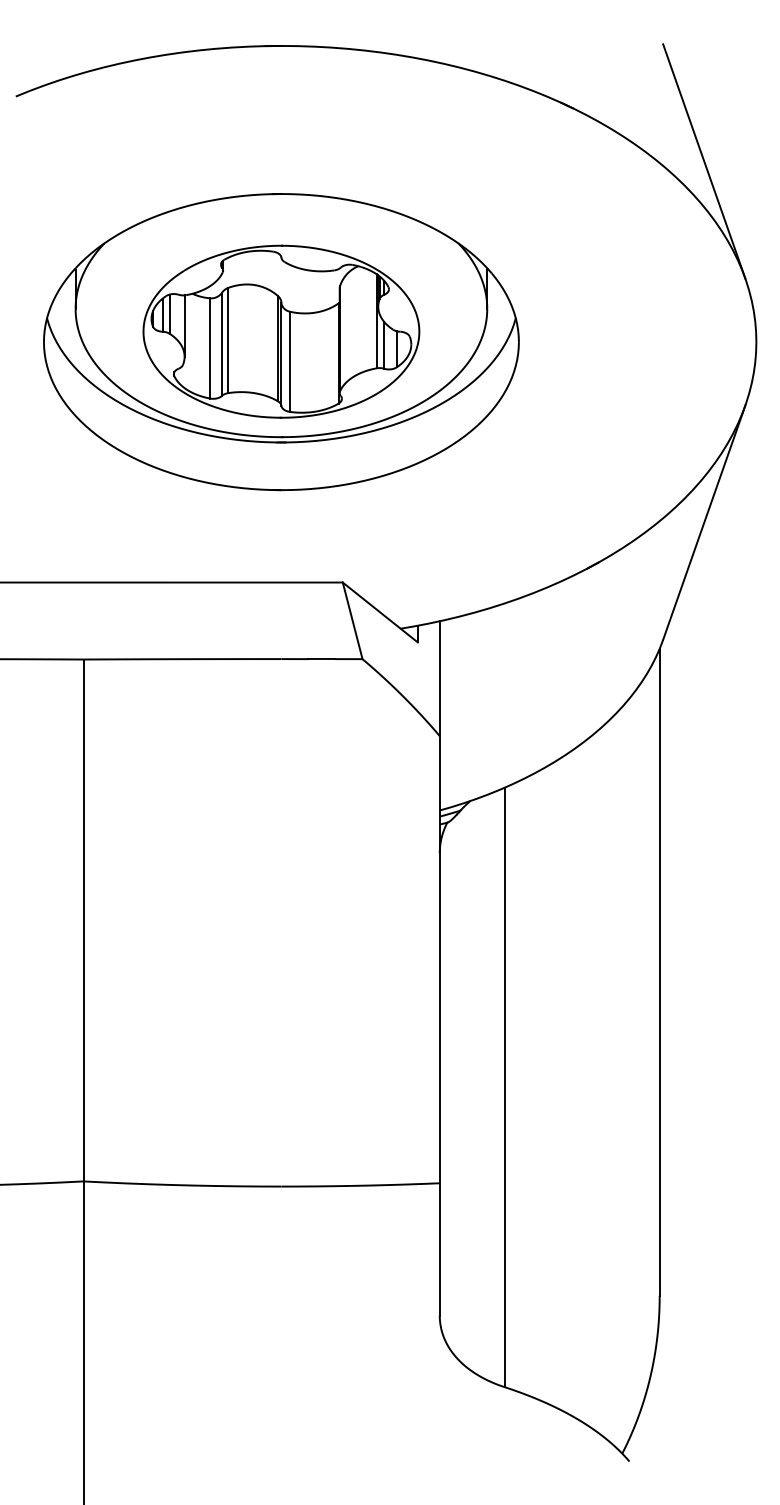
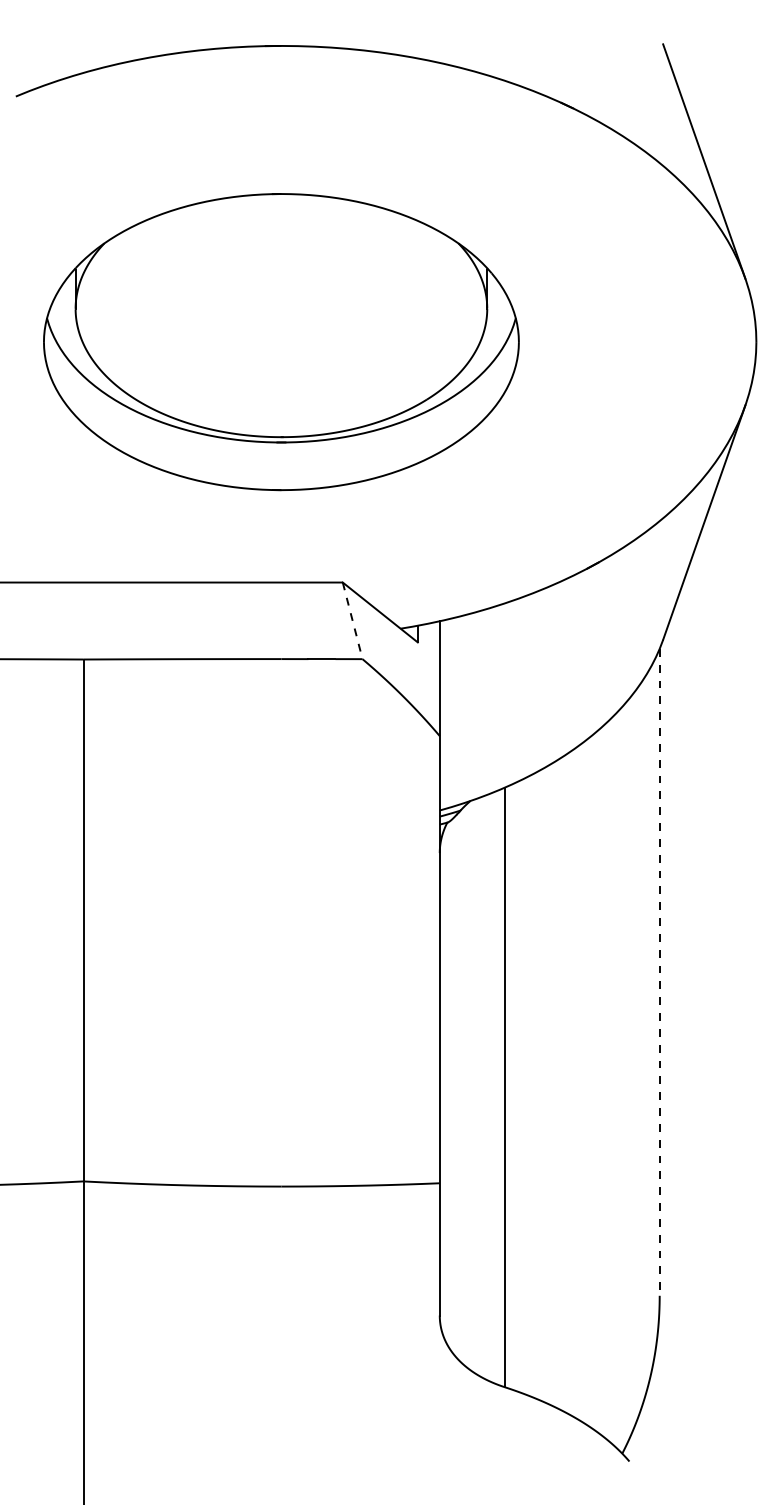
part: present -> none (281, 331)
line: solid -> dashed (352, 620)
line: solid -> dashed (659, 972)
